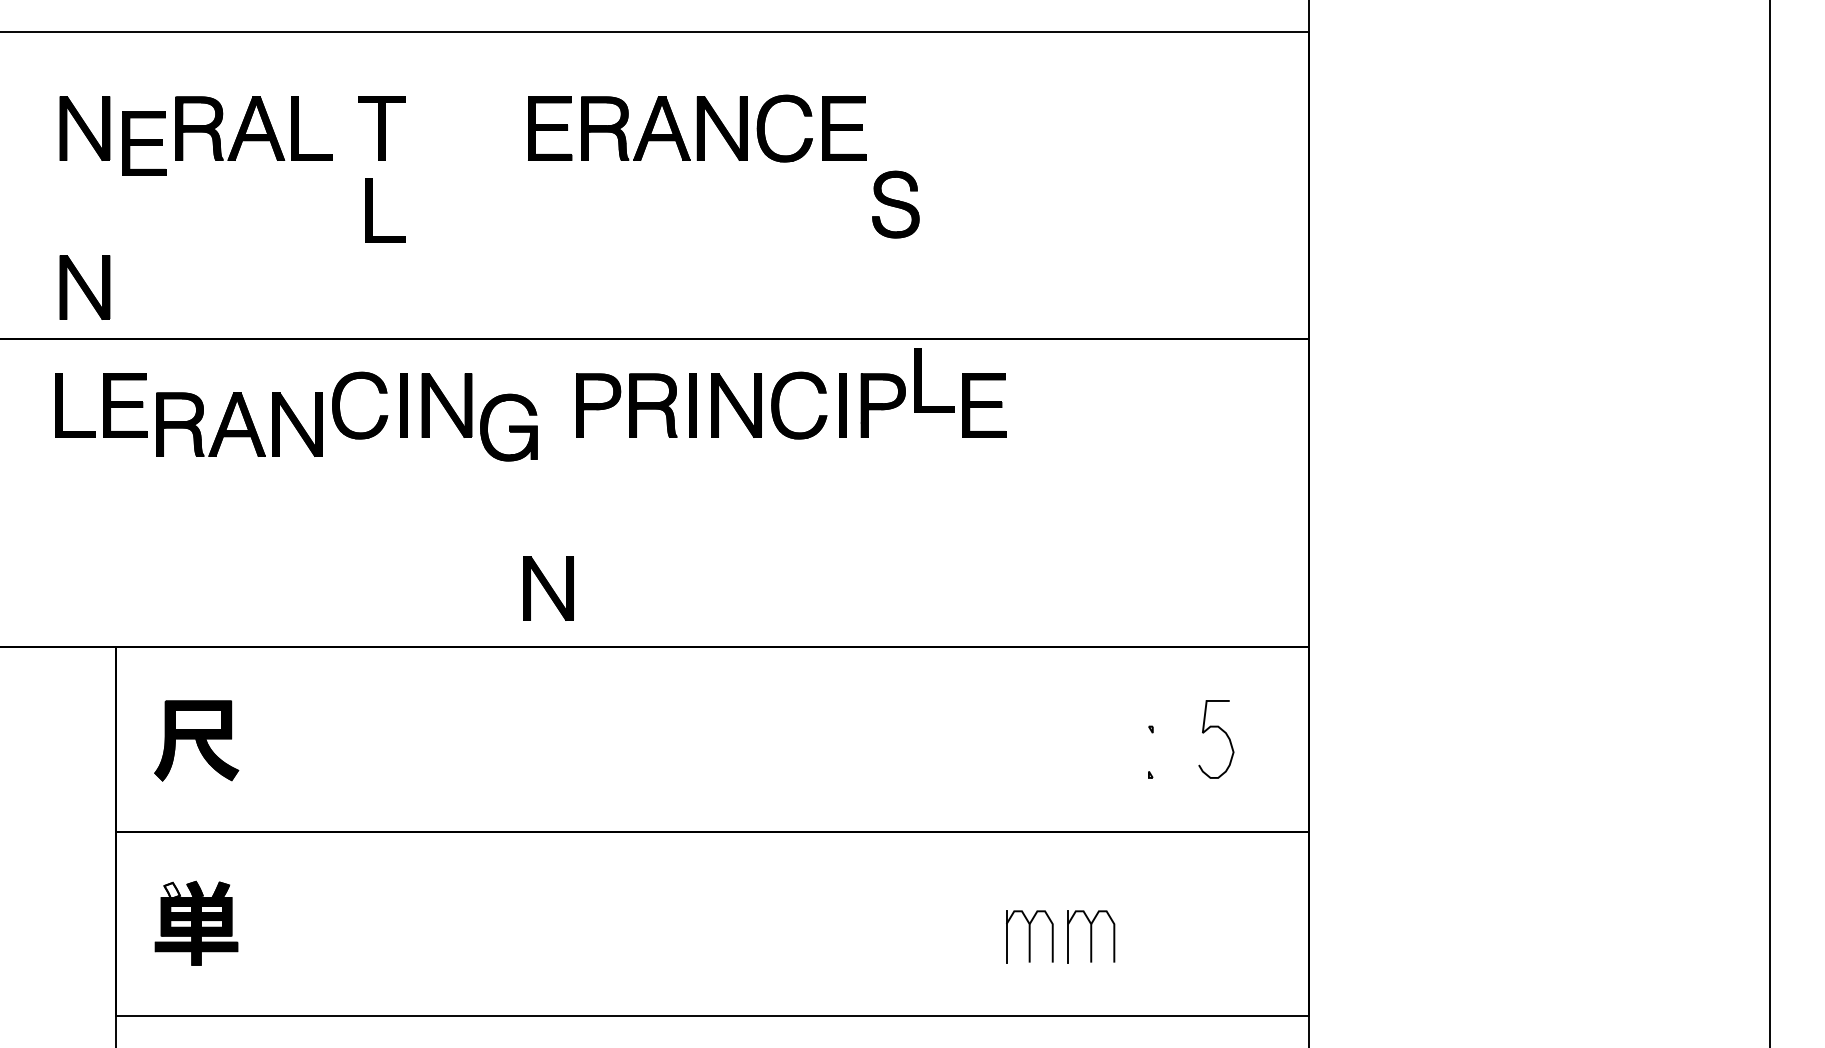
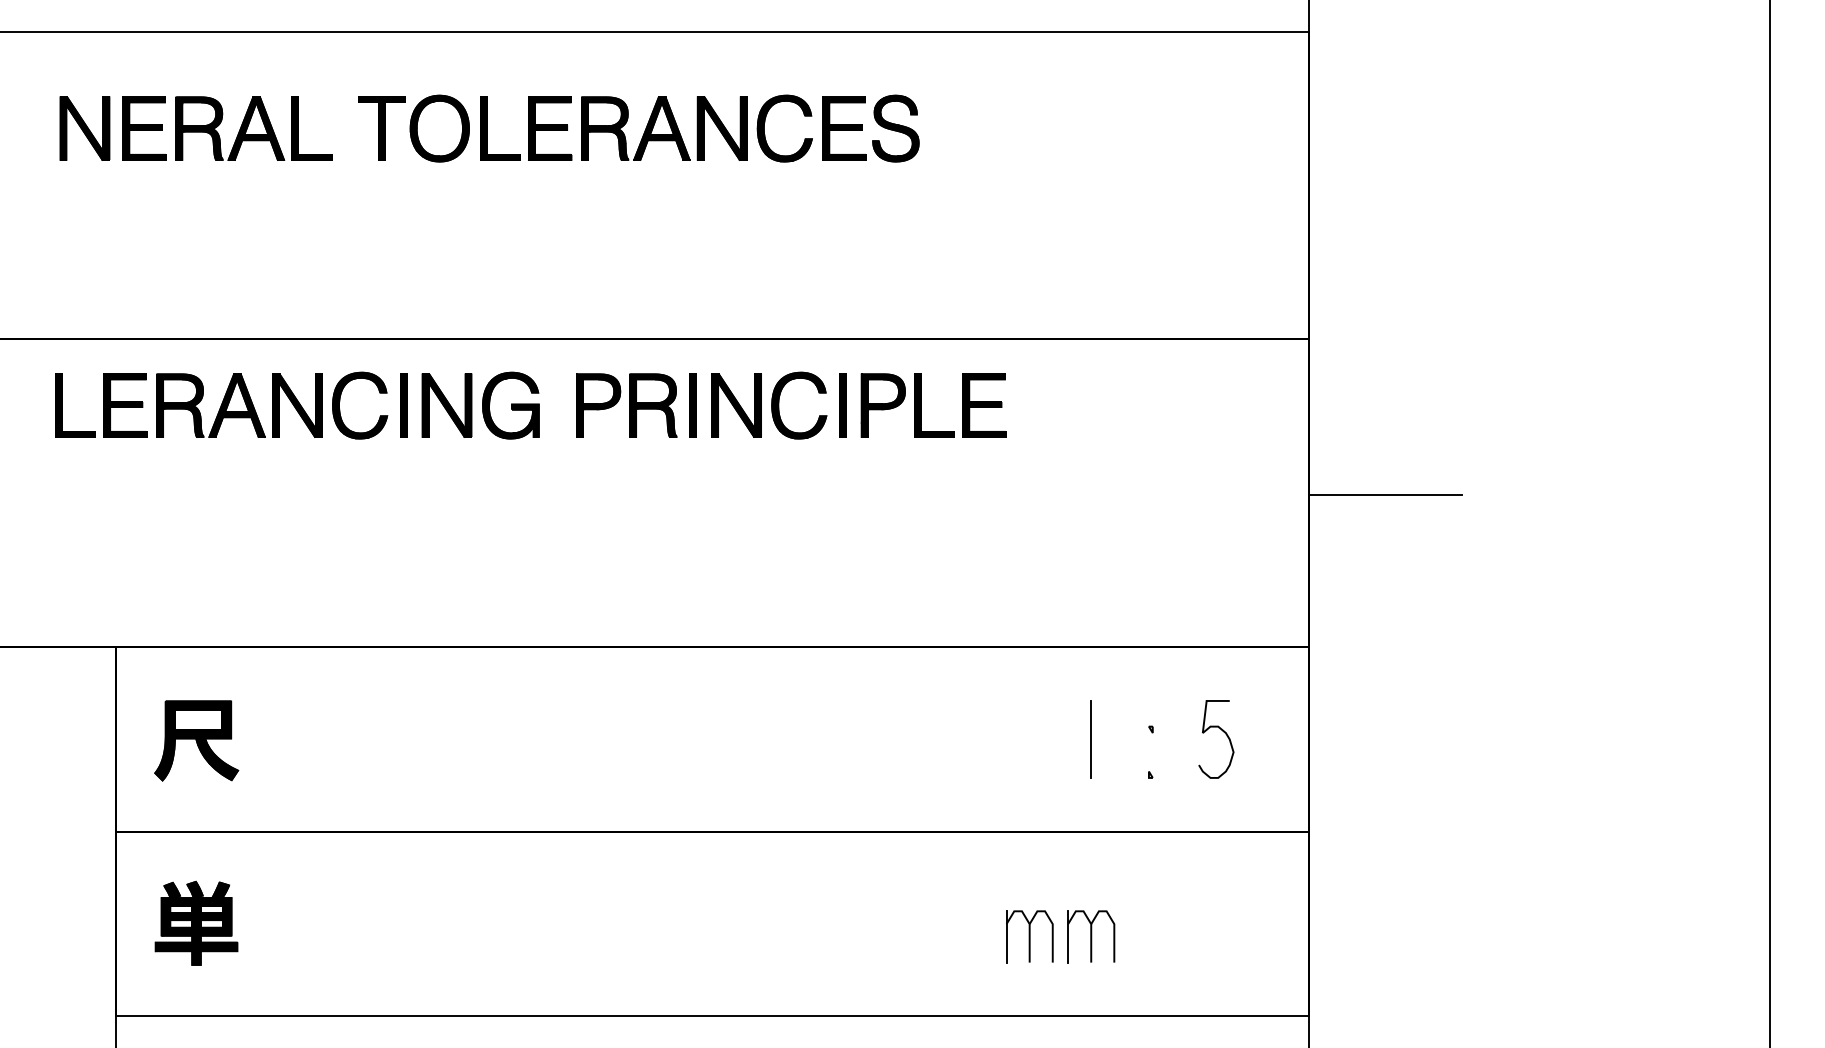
part: none -> present (439, 128)
part position: (144, 143) -> (144, 128) (144, 128)
part position: (895, 204) -> (895, 128) (895, 128)
part position: (372, 210) -> (487, 128) (487, 128)
part: present -> none (84, 287)
part position: (921, 380) -> (921, 405) (921, 405)
part position: (239, 424) -> (239, 405) (239, 405)
part position: (508, 427) -> (510, 405) (510, 405)
line: none -> present (1385, 494)
part: present -> none (548, 588)
line: none -> present (1091, 738)
fill: none -> present (171, 890)
